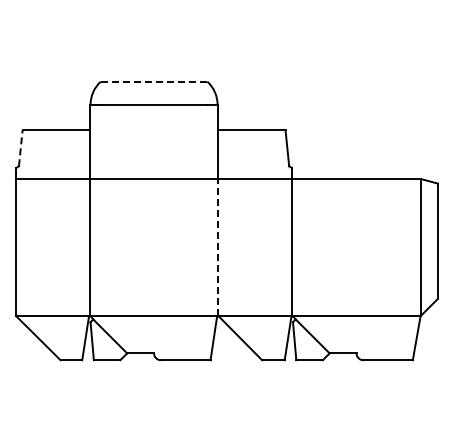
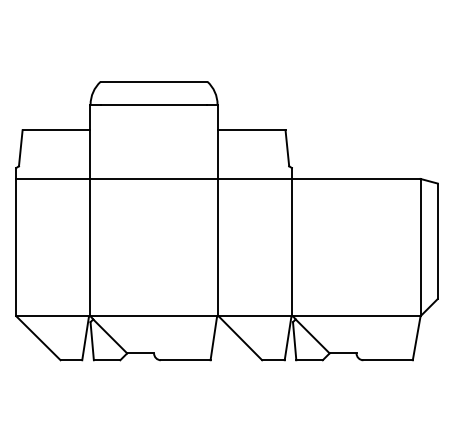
line: dashed -> solid (154, 81)
line: dashed -> solid (20, 147)
line: dashed -> solid (218, 247)
